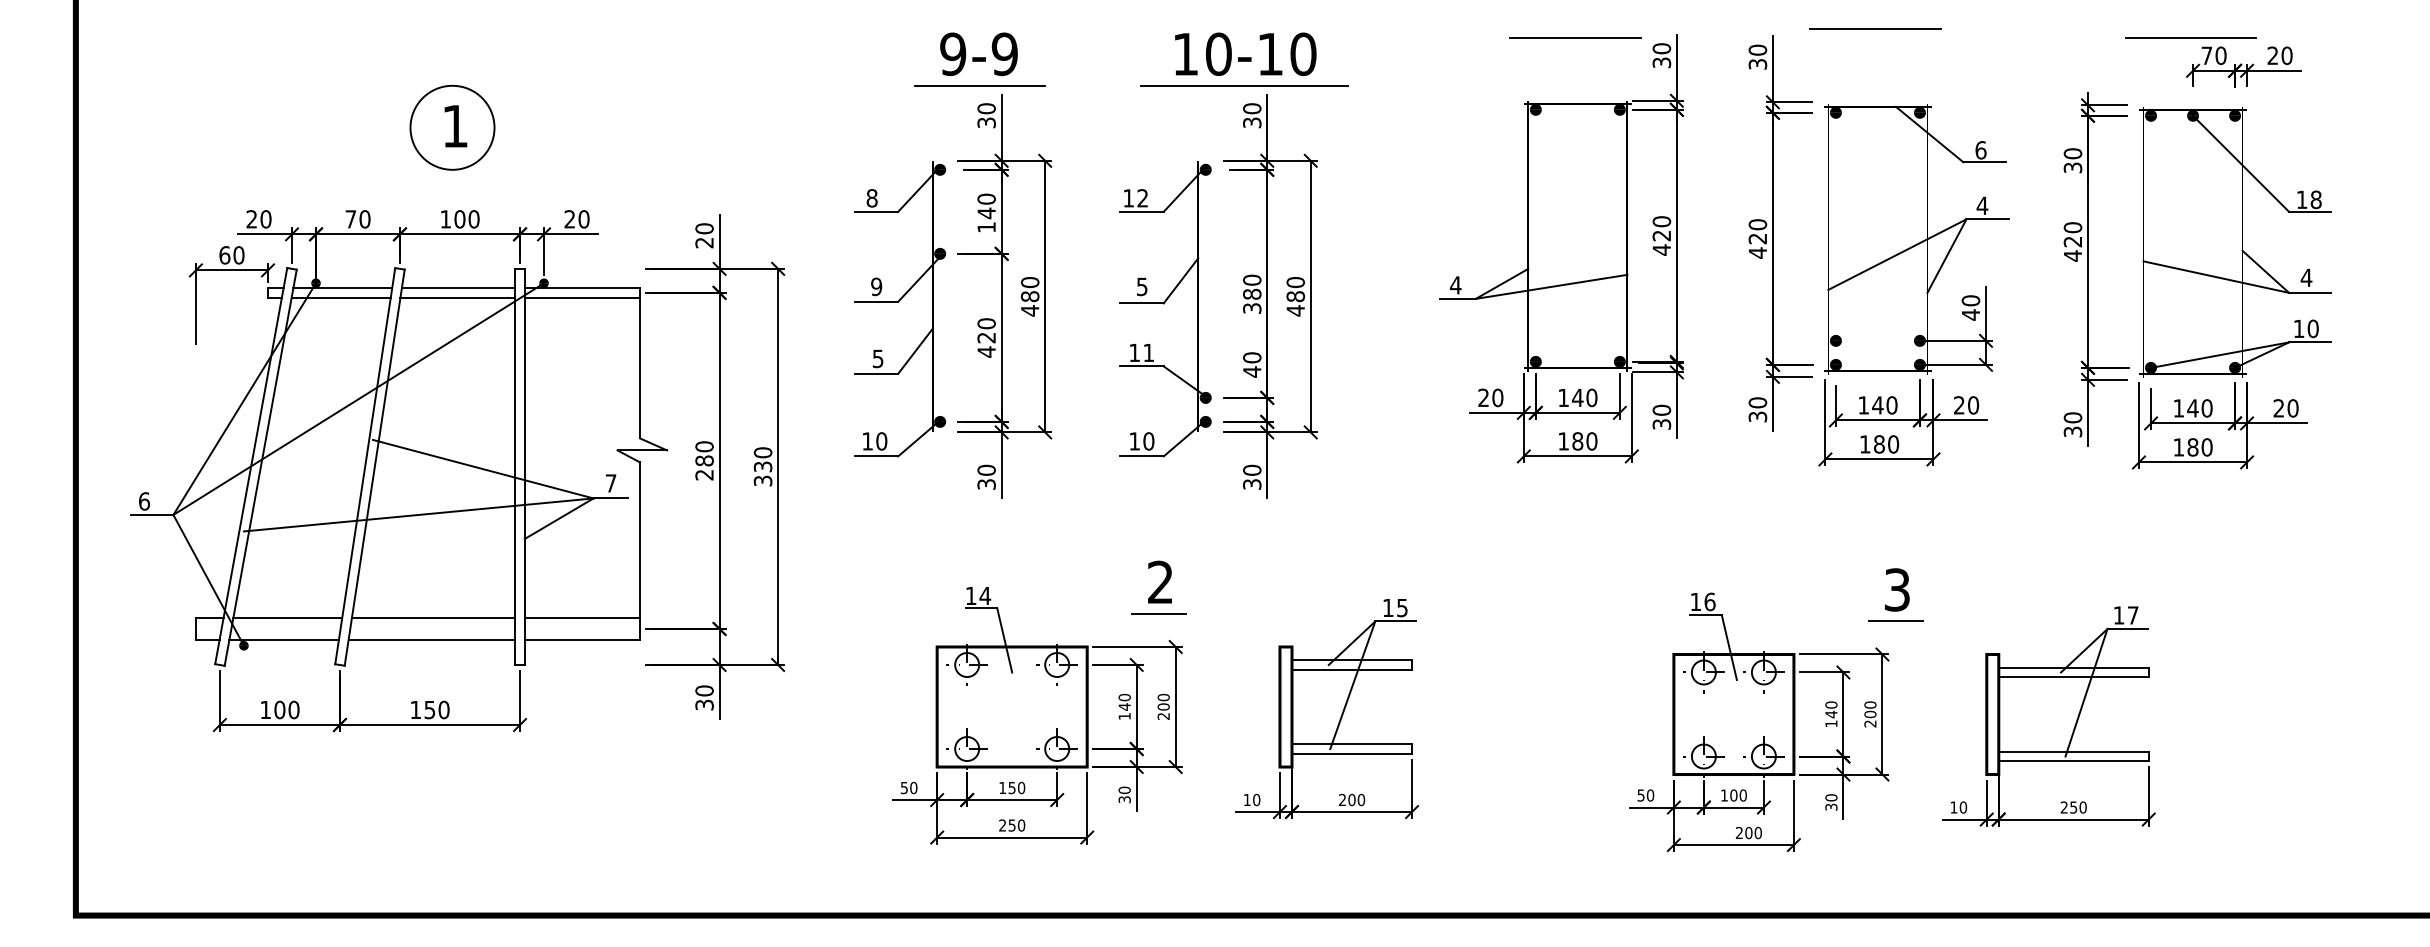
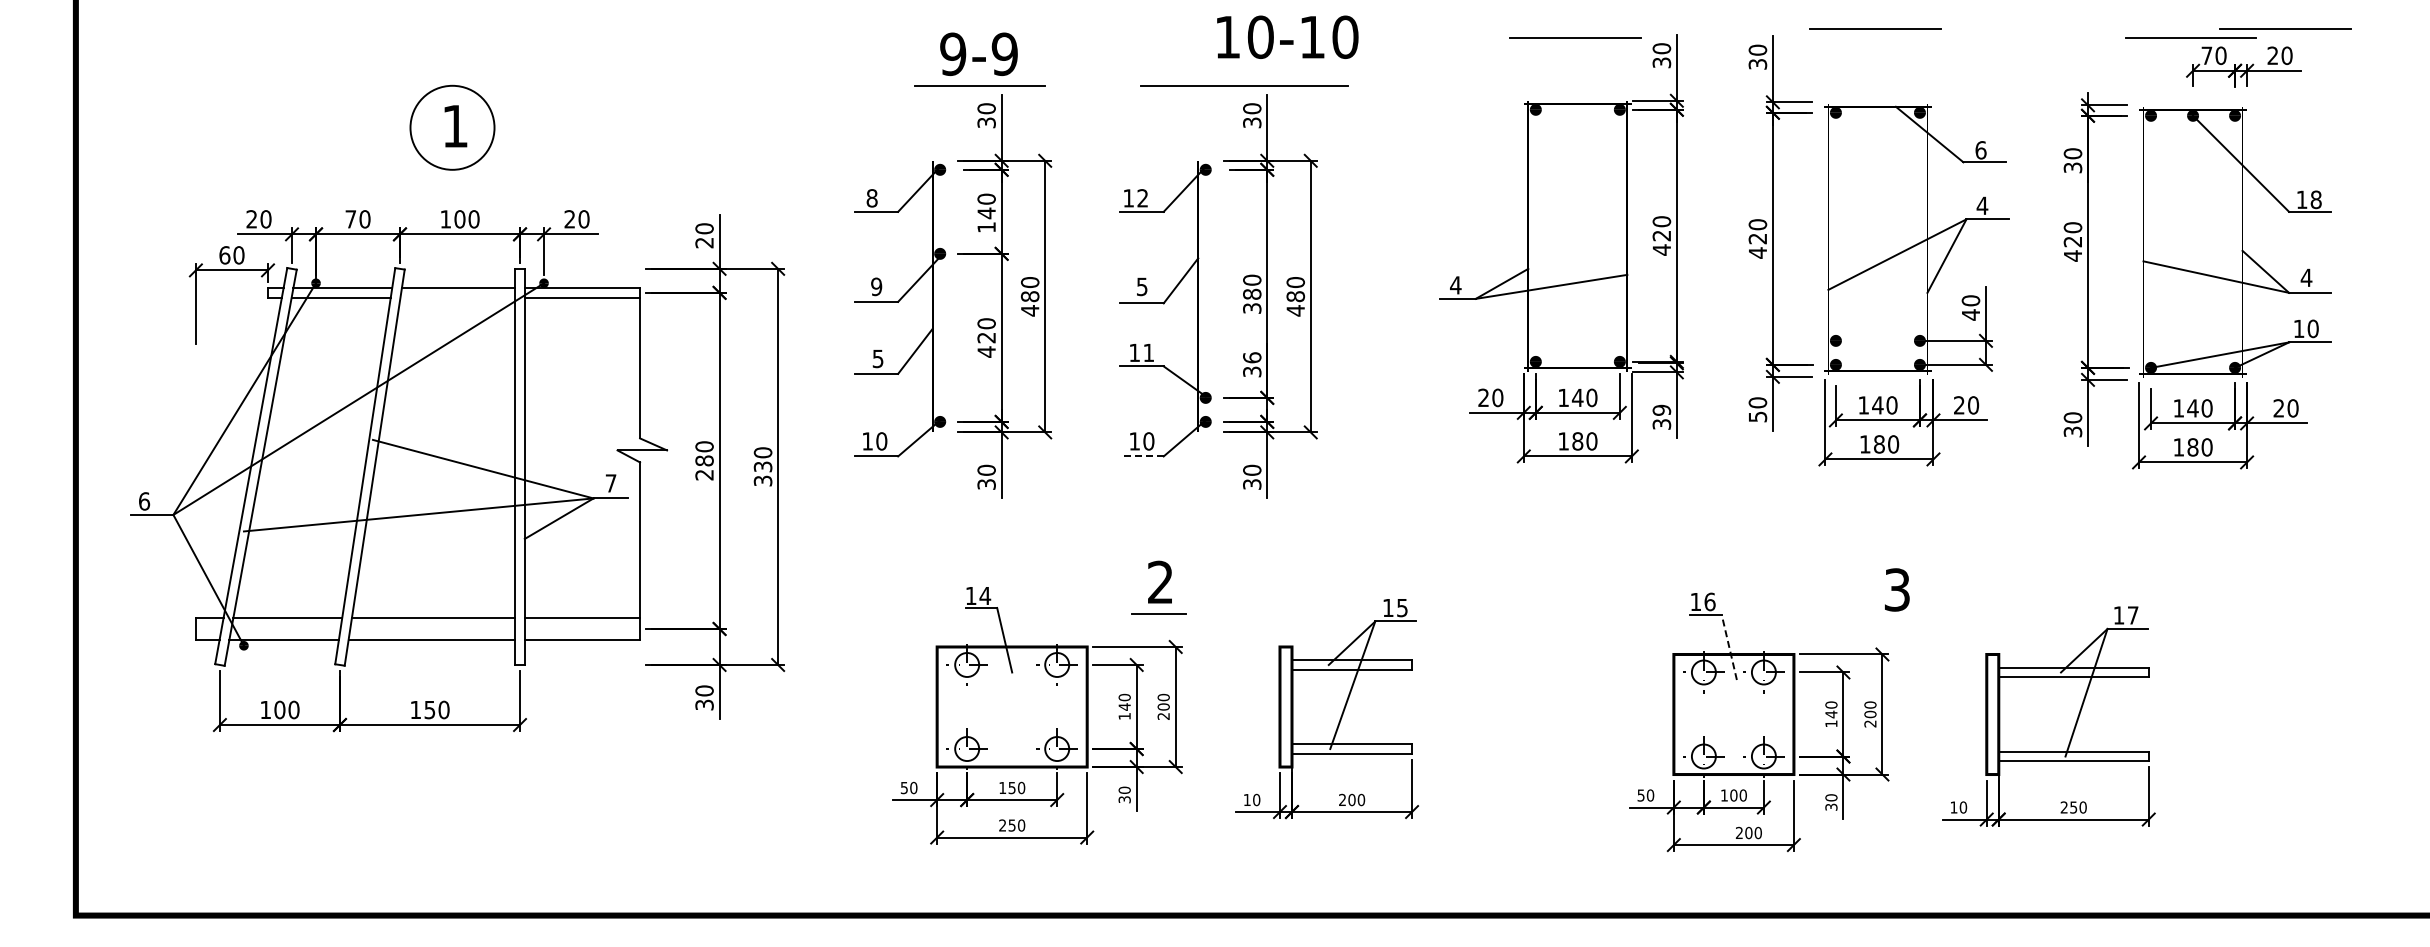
line: none -> present (2285, 28)
text position: (1245, 53) -> (1287, 36) (1287, 36)
line: present -> none (457, 297)
text: 40 -> 36 (1252, 364)
text: 30 -> 39 (1662, 409)
text: 30 -> 50 (1757, 416)
line: solid -> dashed (1141, 456)
line: present -> none (1895, 621)
line: solid -> dashed (1729, 647)
